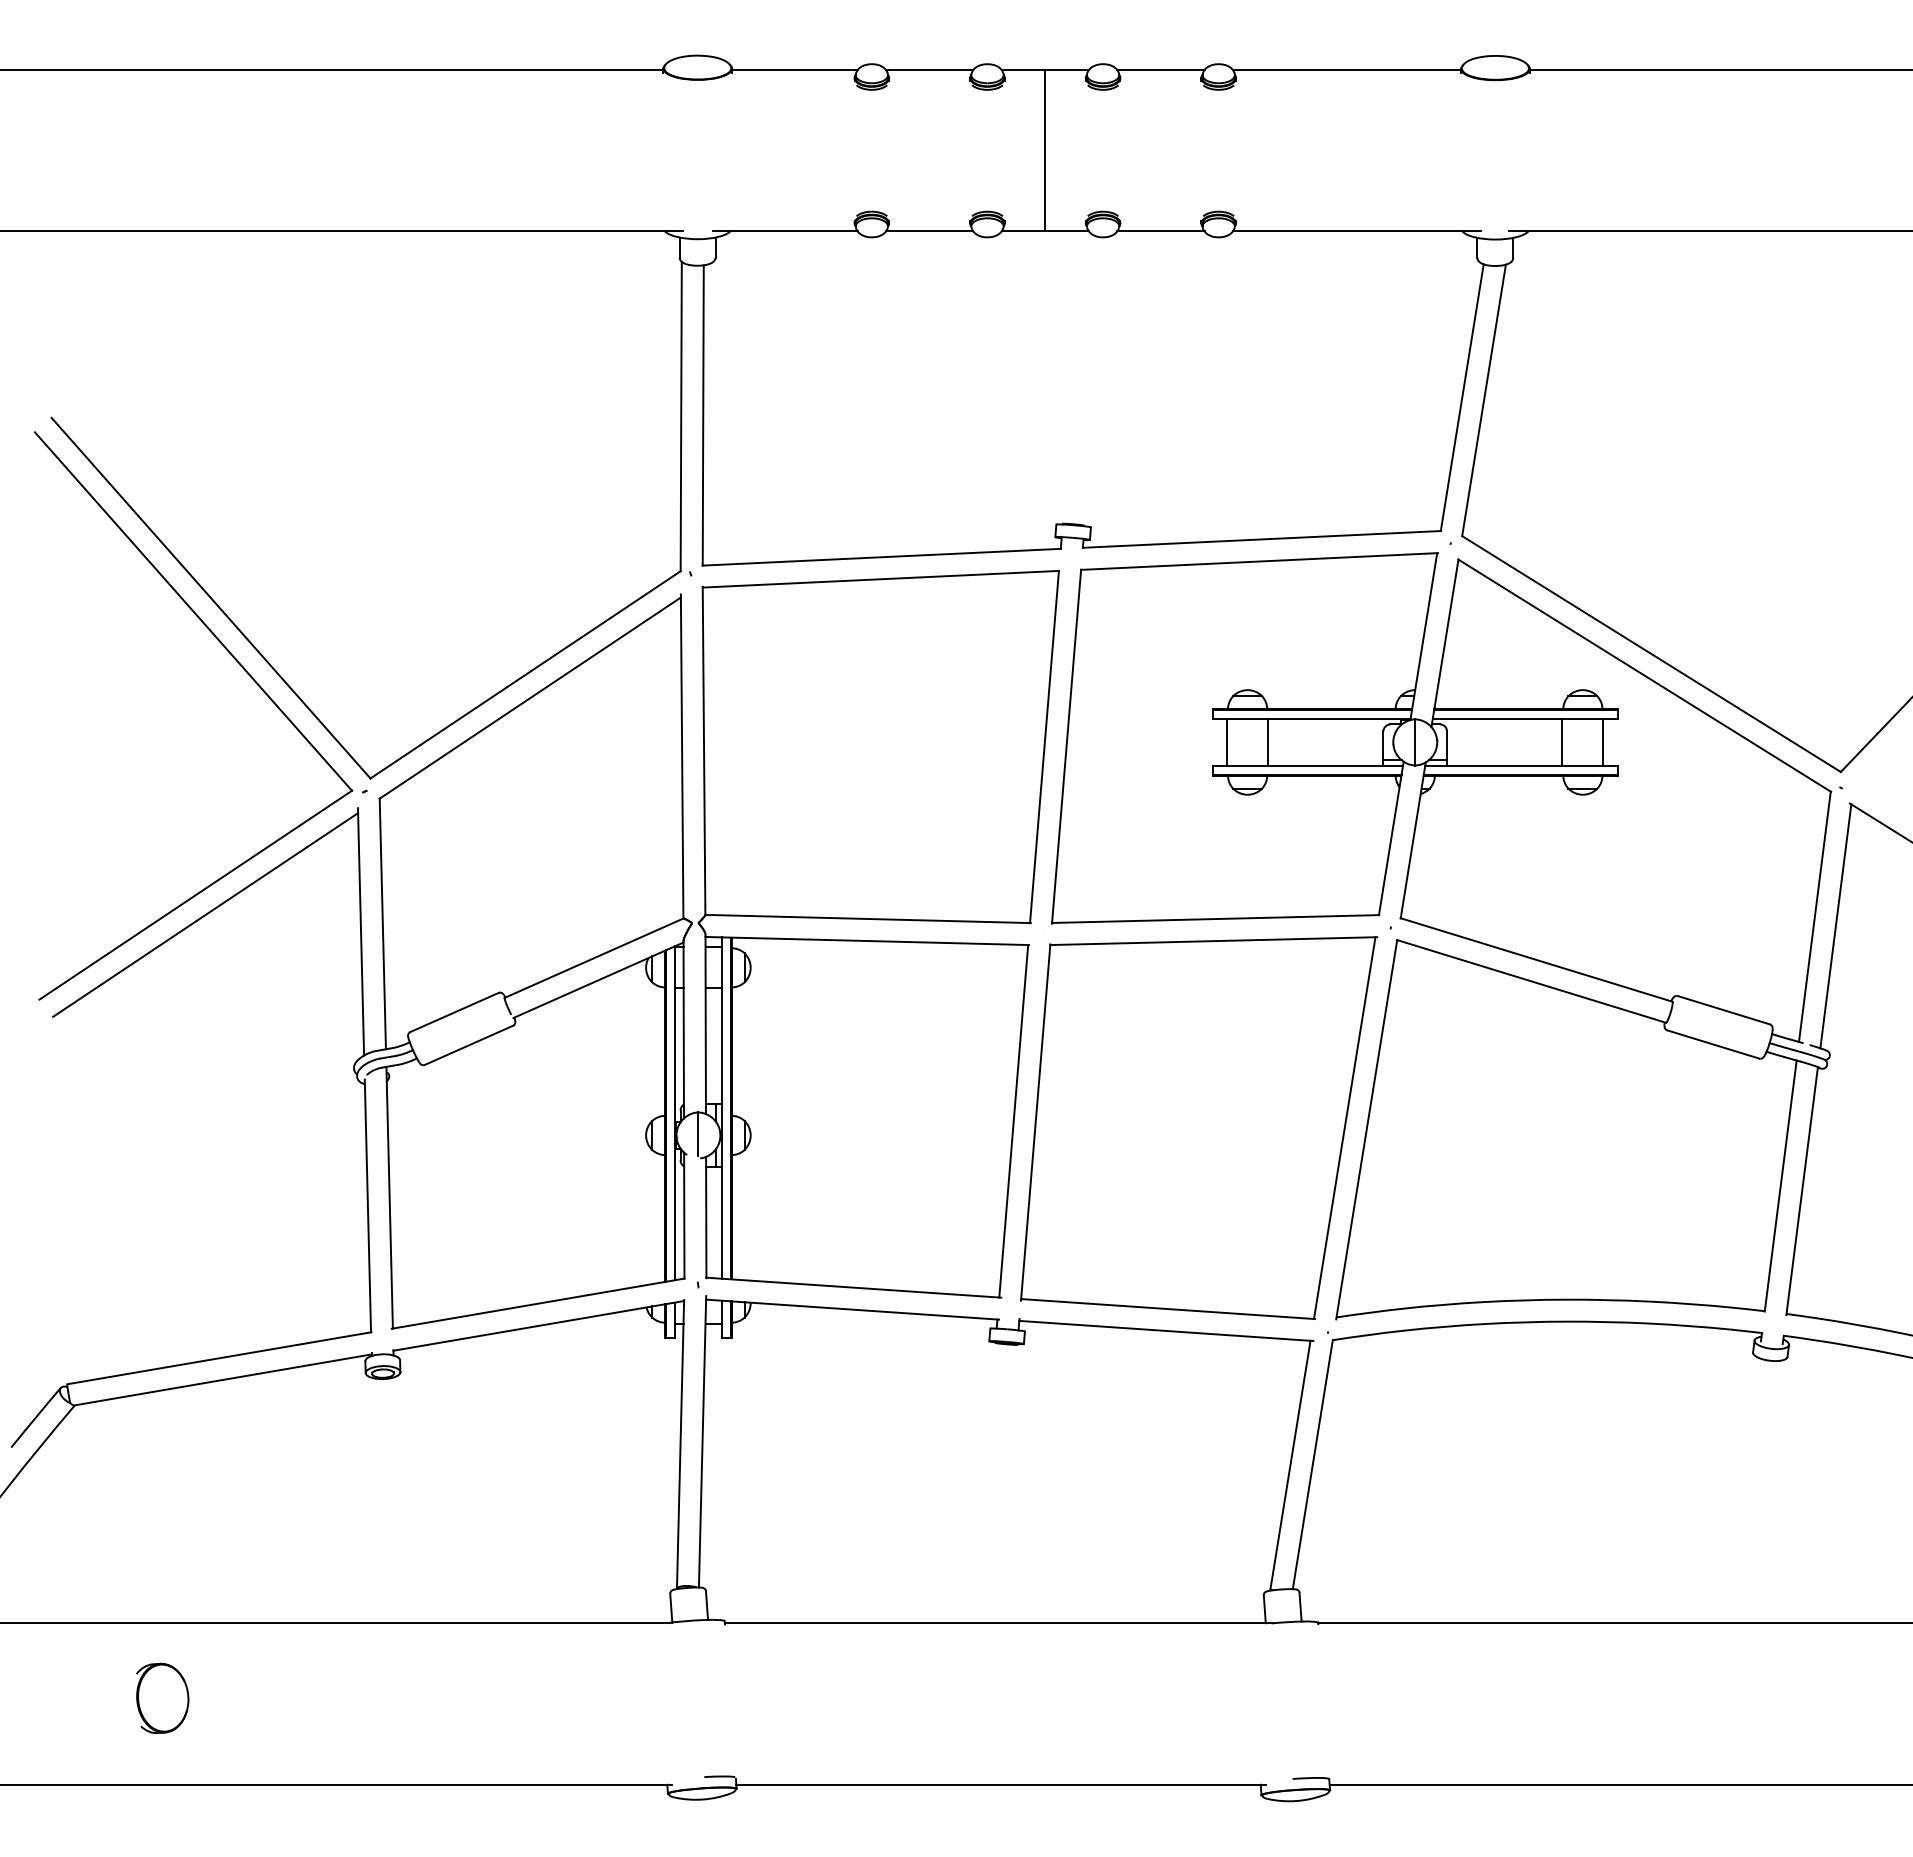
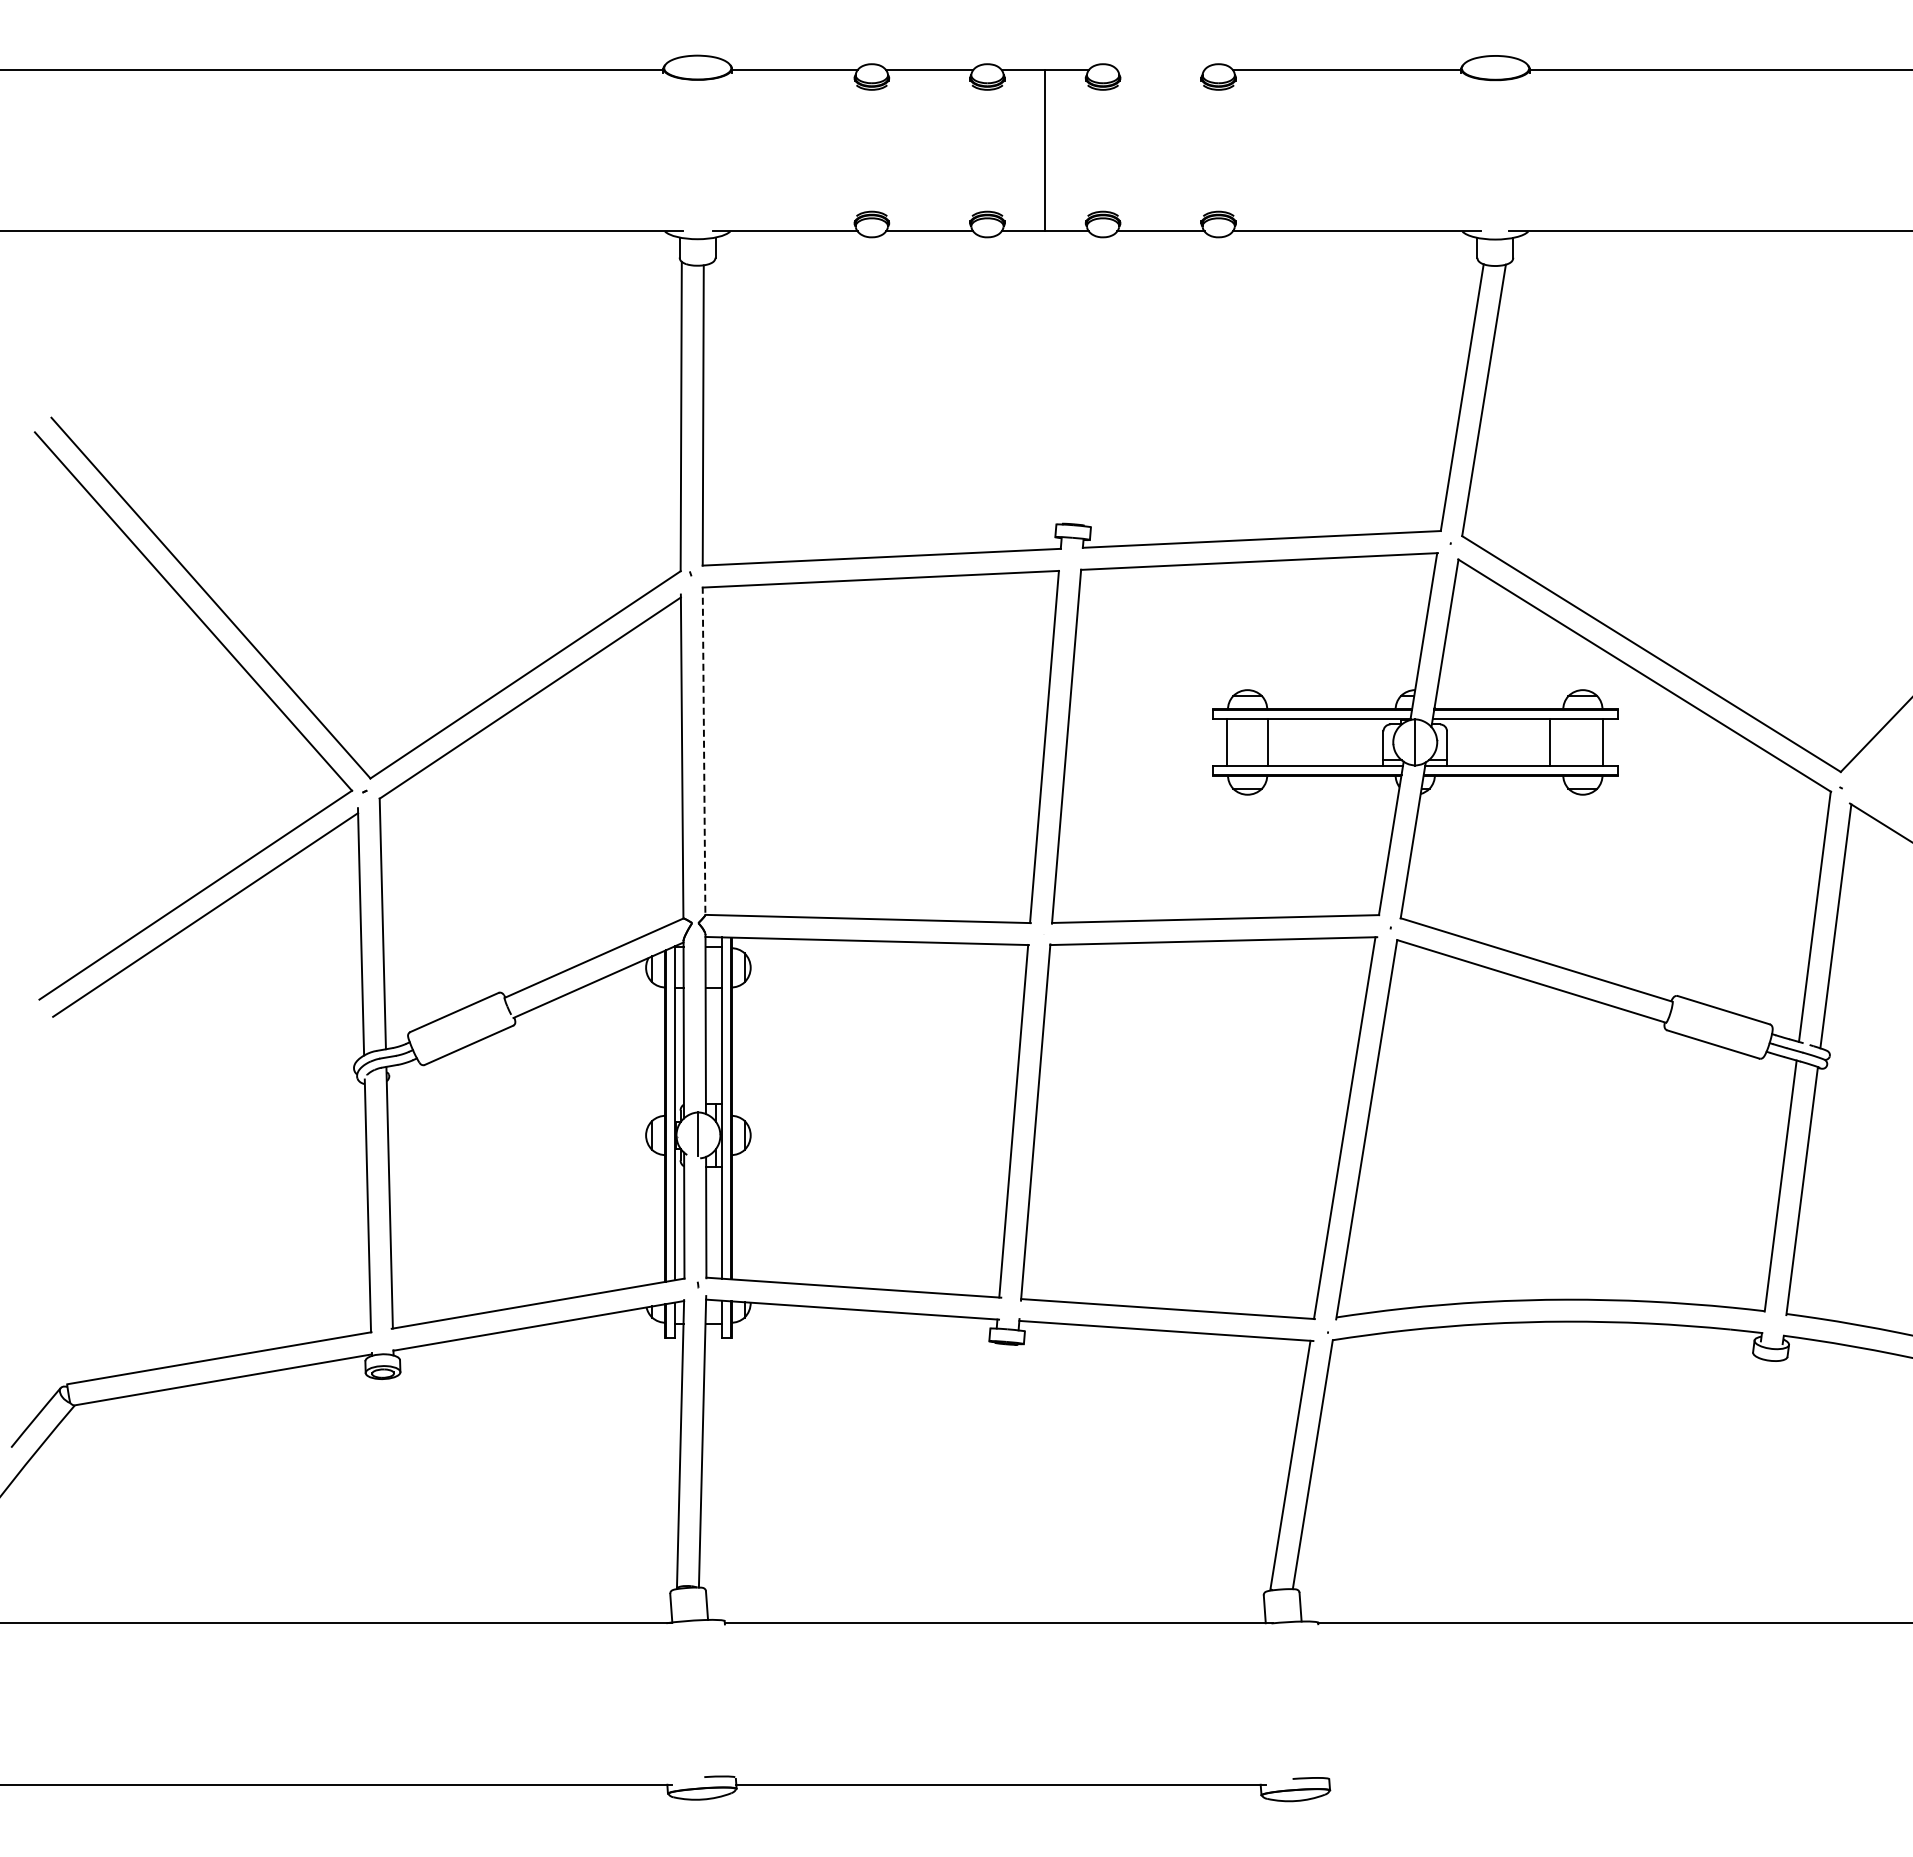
line: present -> none (1160, 69)
line position: (1562, 742) -> (1550, 742) (1550, 742)
line: solid -> dashed (704, 751)
part: present -> none (162, 1697)
line: present -> none (1619, 1784)
